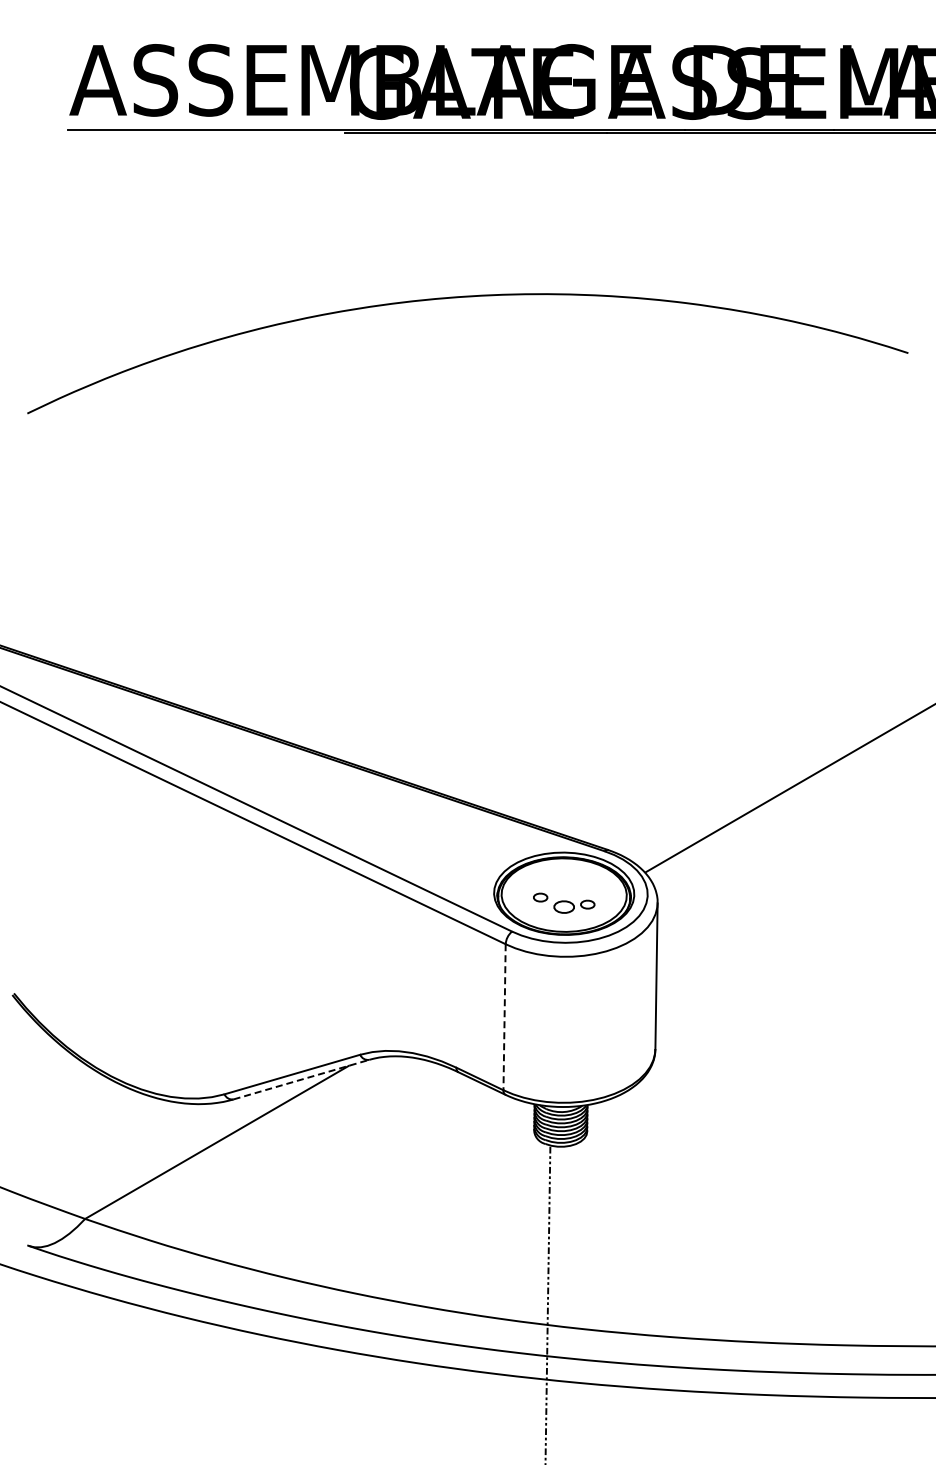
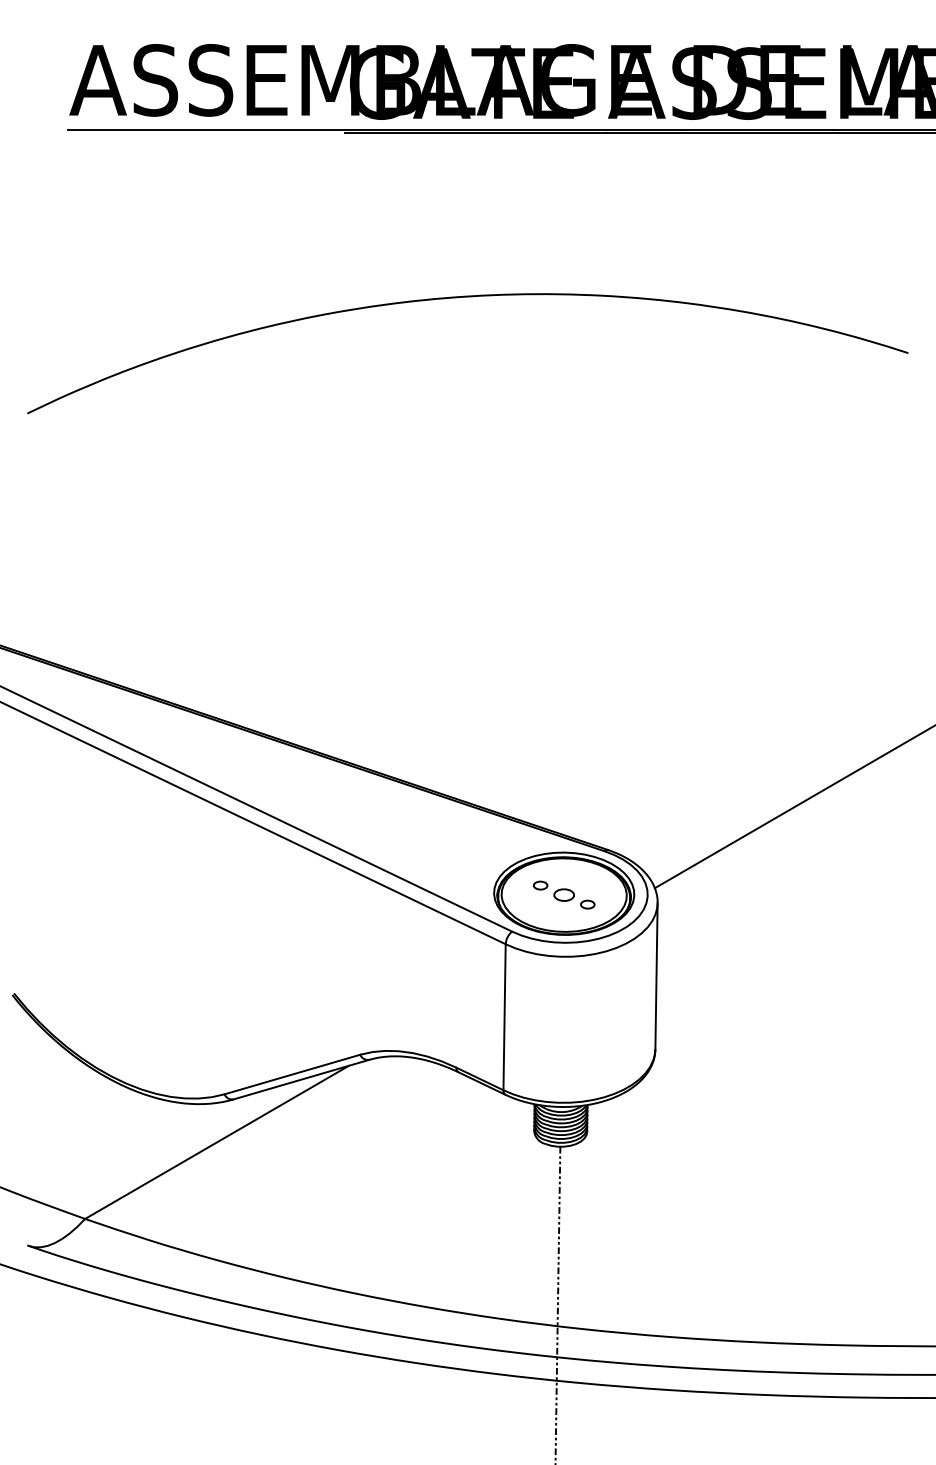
line position: (788, 788) -> (793, 807) (793, 807)
part position: (553, 902) -> (553, 890) (553, 890)
line: dashed -> solid (504, 1017)
line: dashed -> solid (301, 1079)
line position: (547, 1303) -> (557, 1303) (557, 1303)
